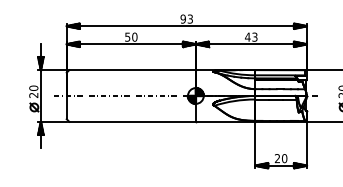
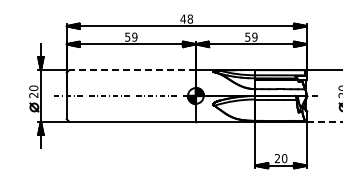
text: 93 -> 48 (186, 18)
text: 50 -> 59 (134, 36)
text: 43 -> 59 (251, 36)
line: solid -> dashed (132, 70)
line: solid -> dashed (324, 121)
